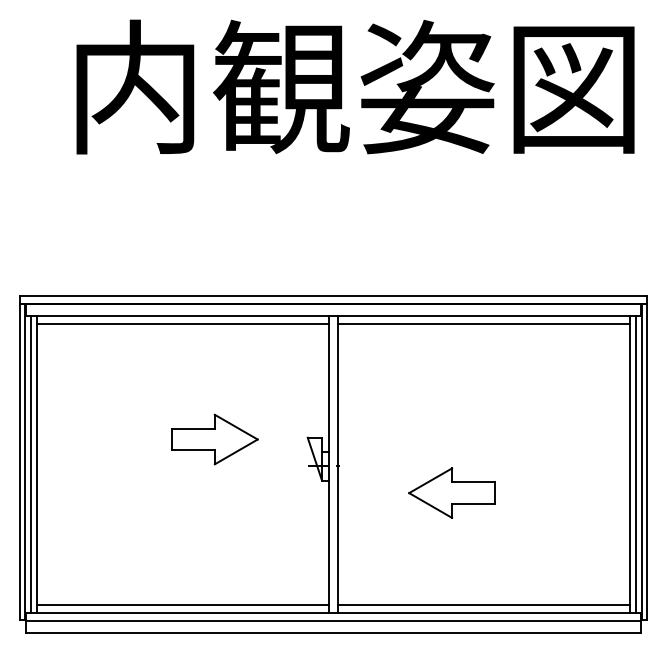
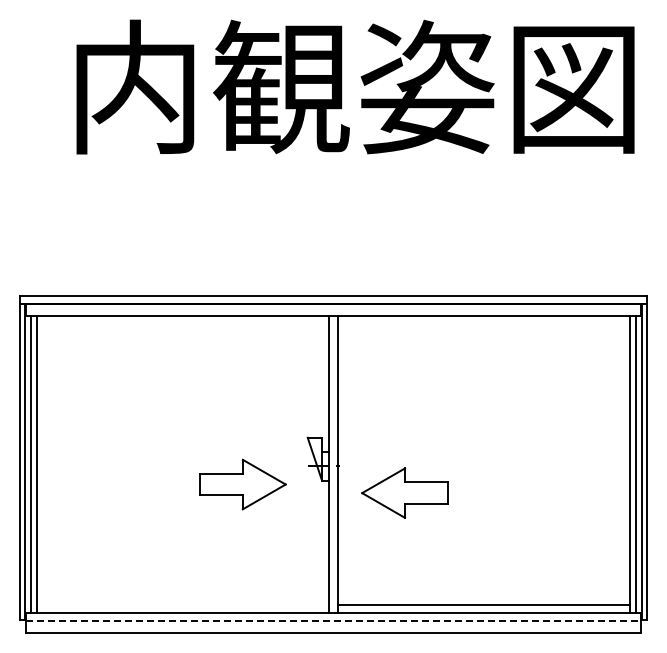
line: present -> none (182, 324)
line: present -> none (483, 324)
part position: (214, 439) -> (242, 484) (242, 484)
part position: (451, 492) -> (404, 492) (404, 492)
line: present -> none (182, 604)
line: solid -> dashed (333, 621)
